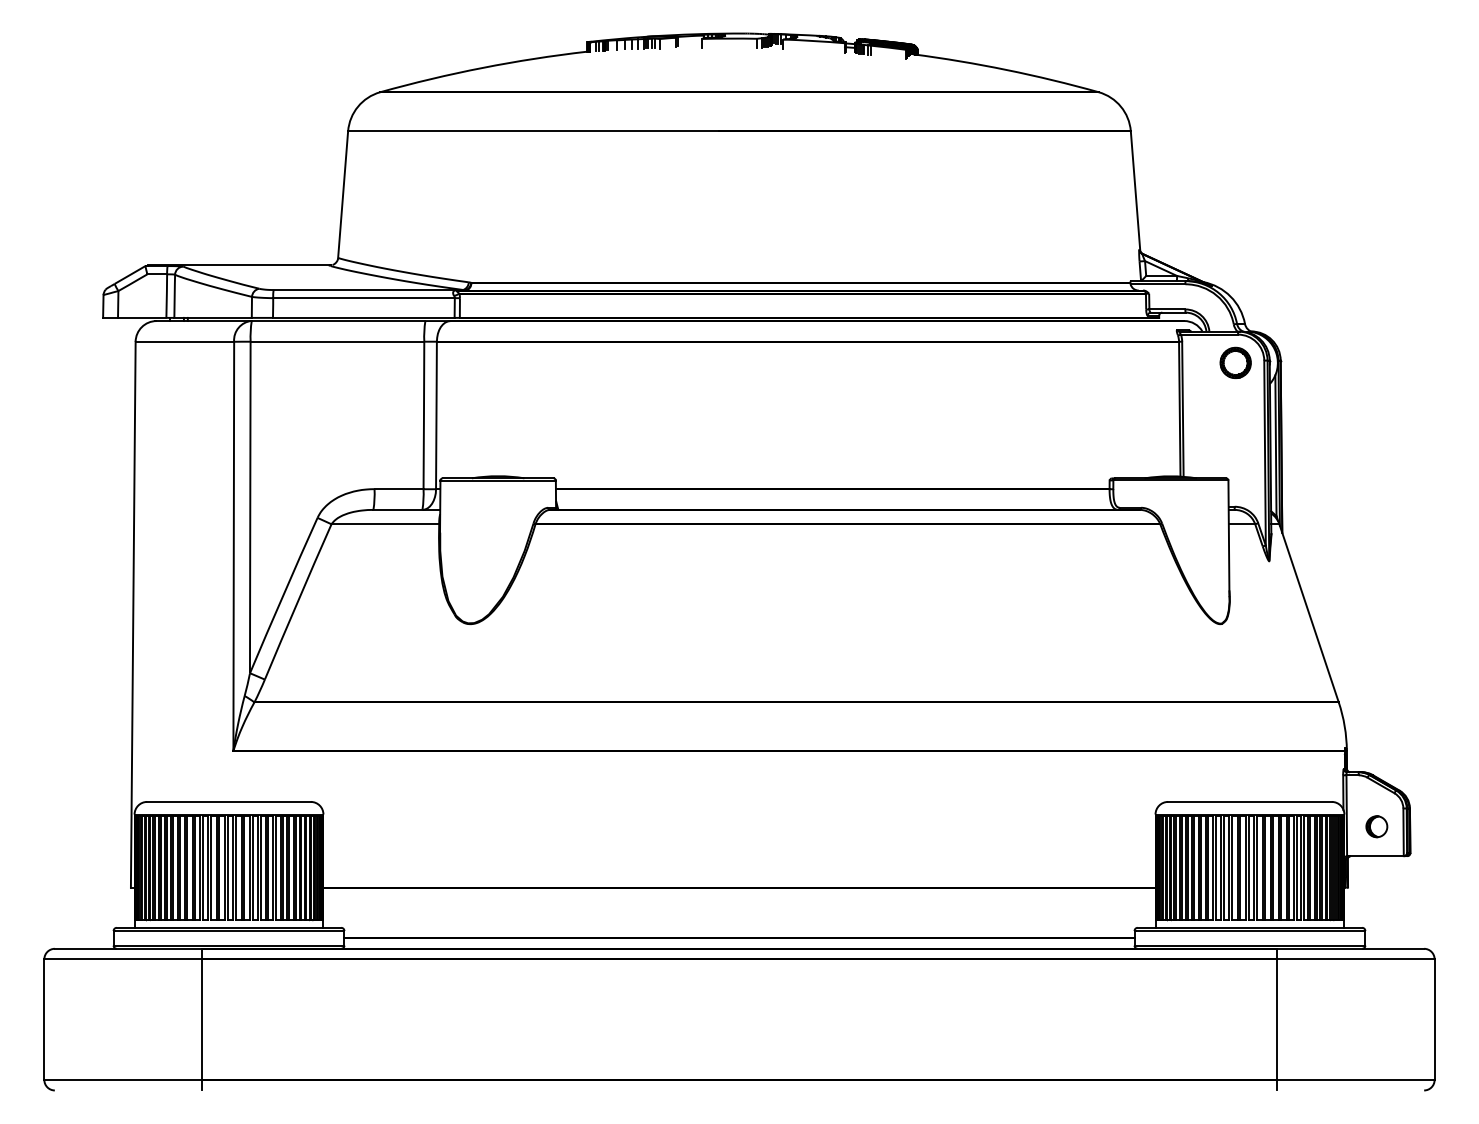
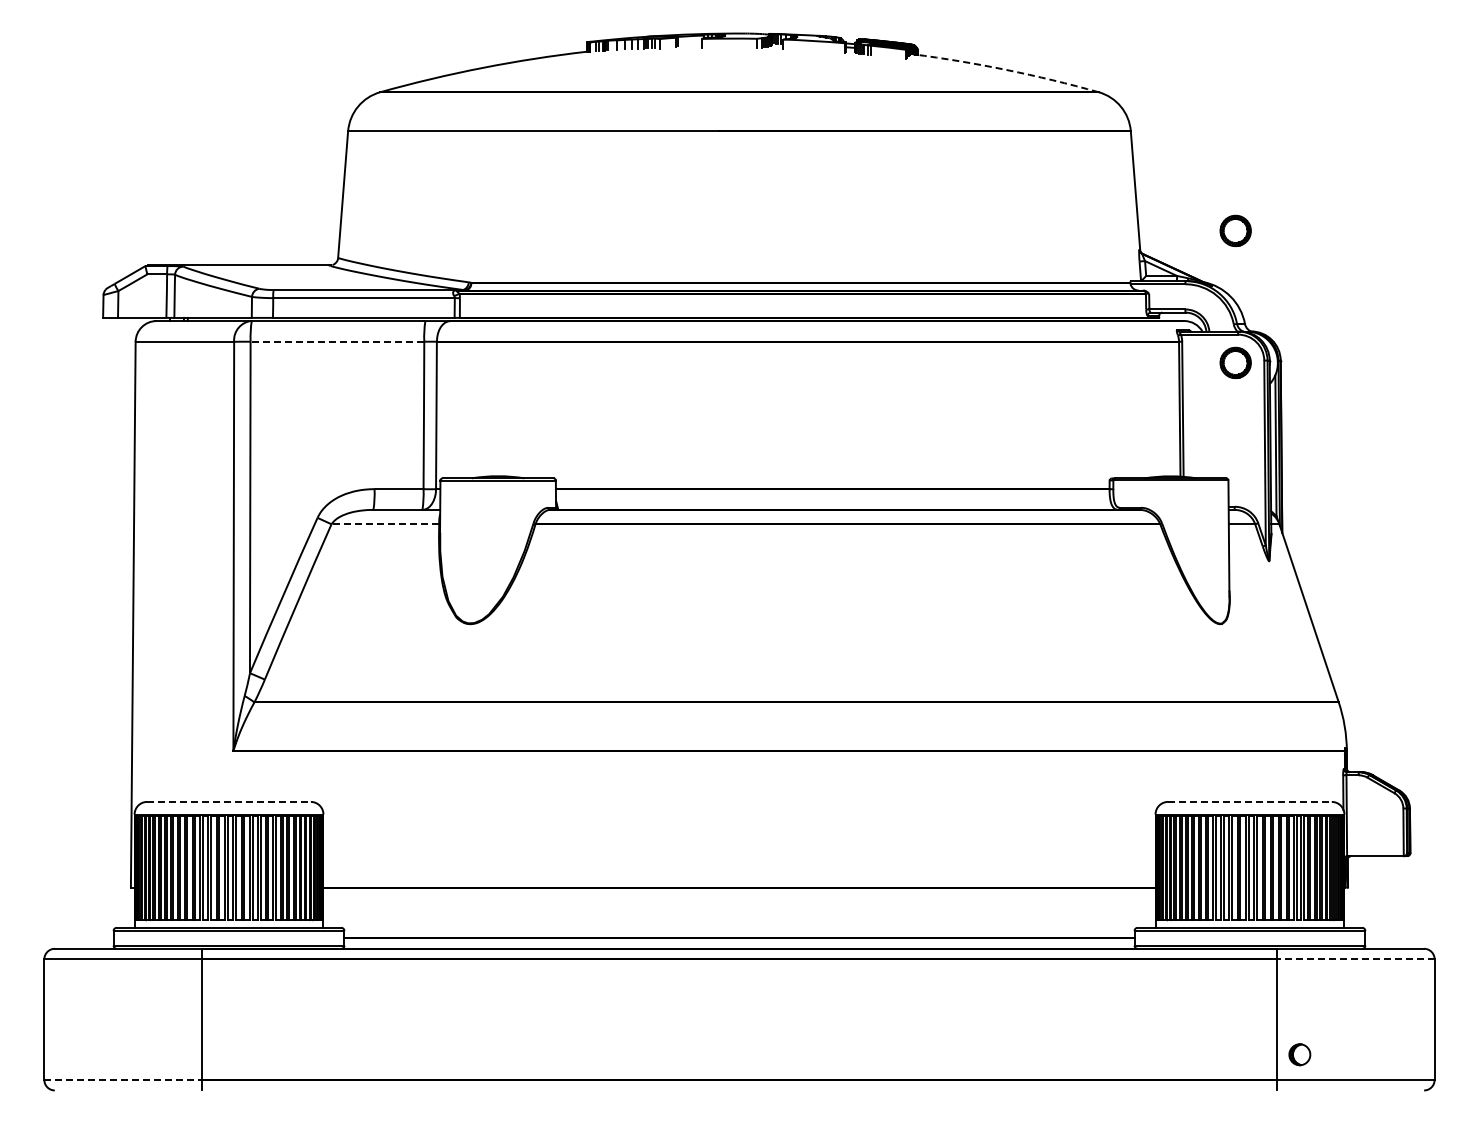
arc: solid -> dashed (1006, 69)
part: none -> present (1235, 230)
line: solid -> dashed (337, 341)
line: solid -> dashed (385, 524)
line: solid -> dashed (229, 801)
line: solid -> dashed (1249, 801)
part position: (1376, 826) -> (1299, 1054) (1299, 1054)
line: solid -> dashed (1355, 959)
line: solid -> dashed (123, 1079)
